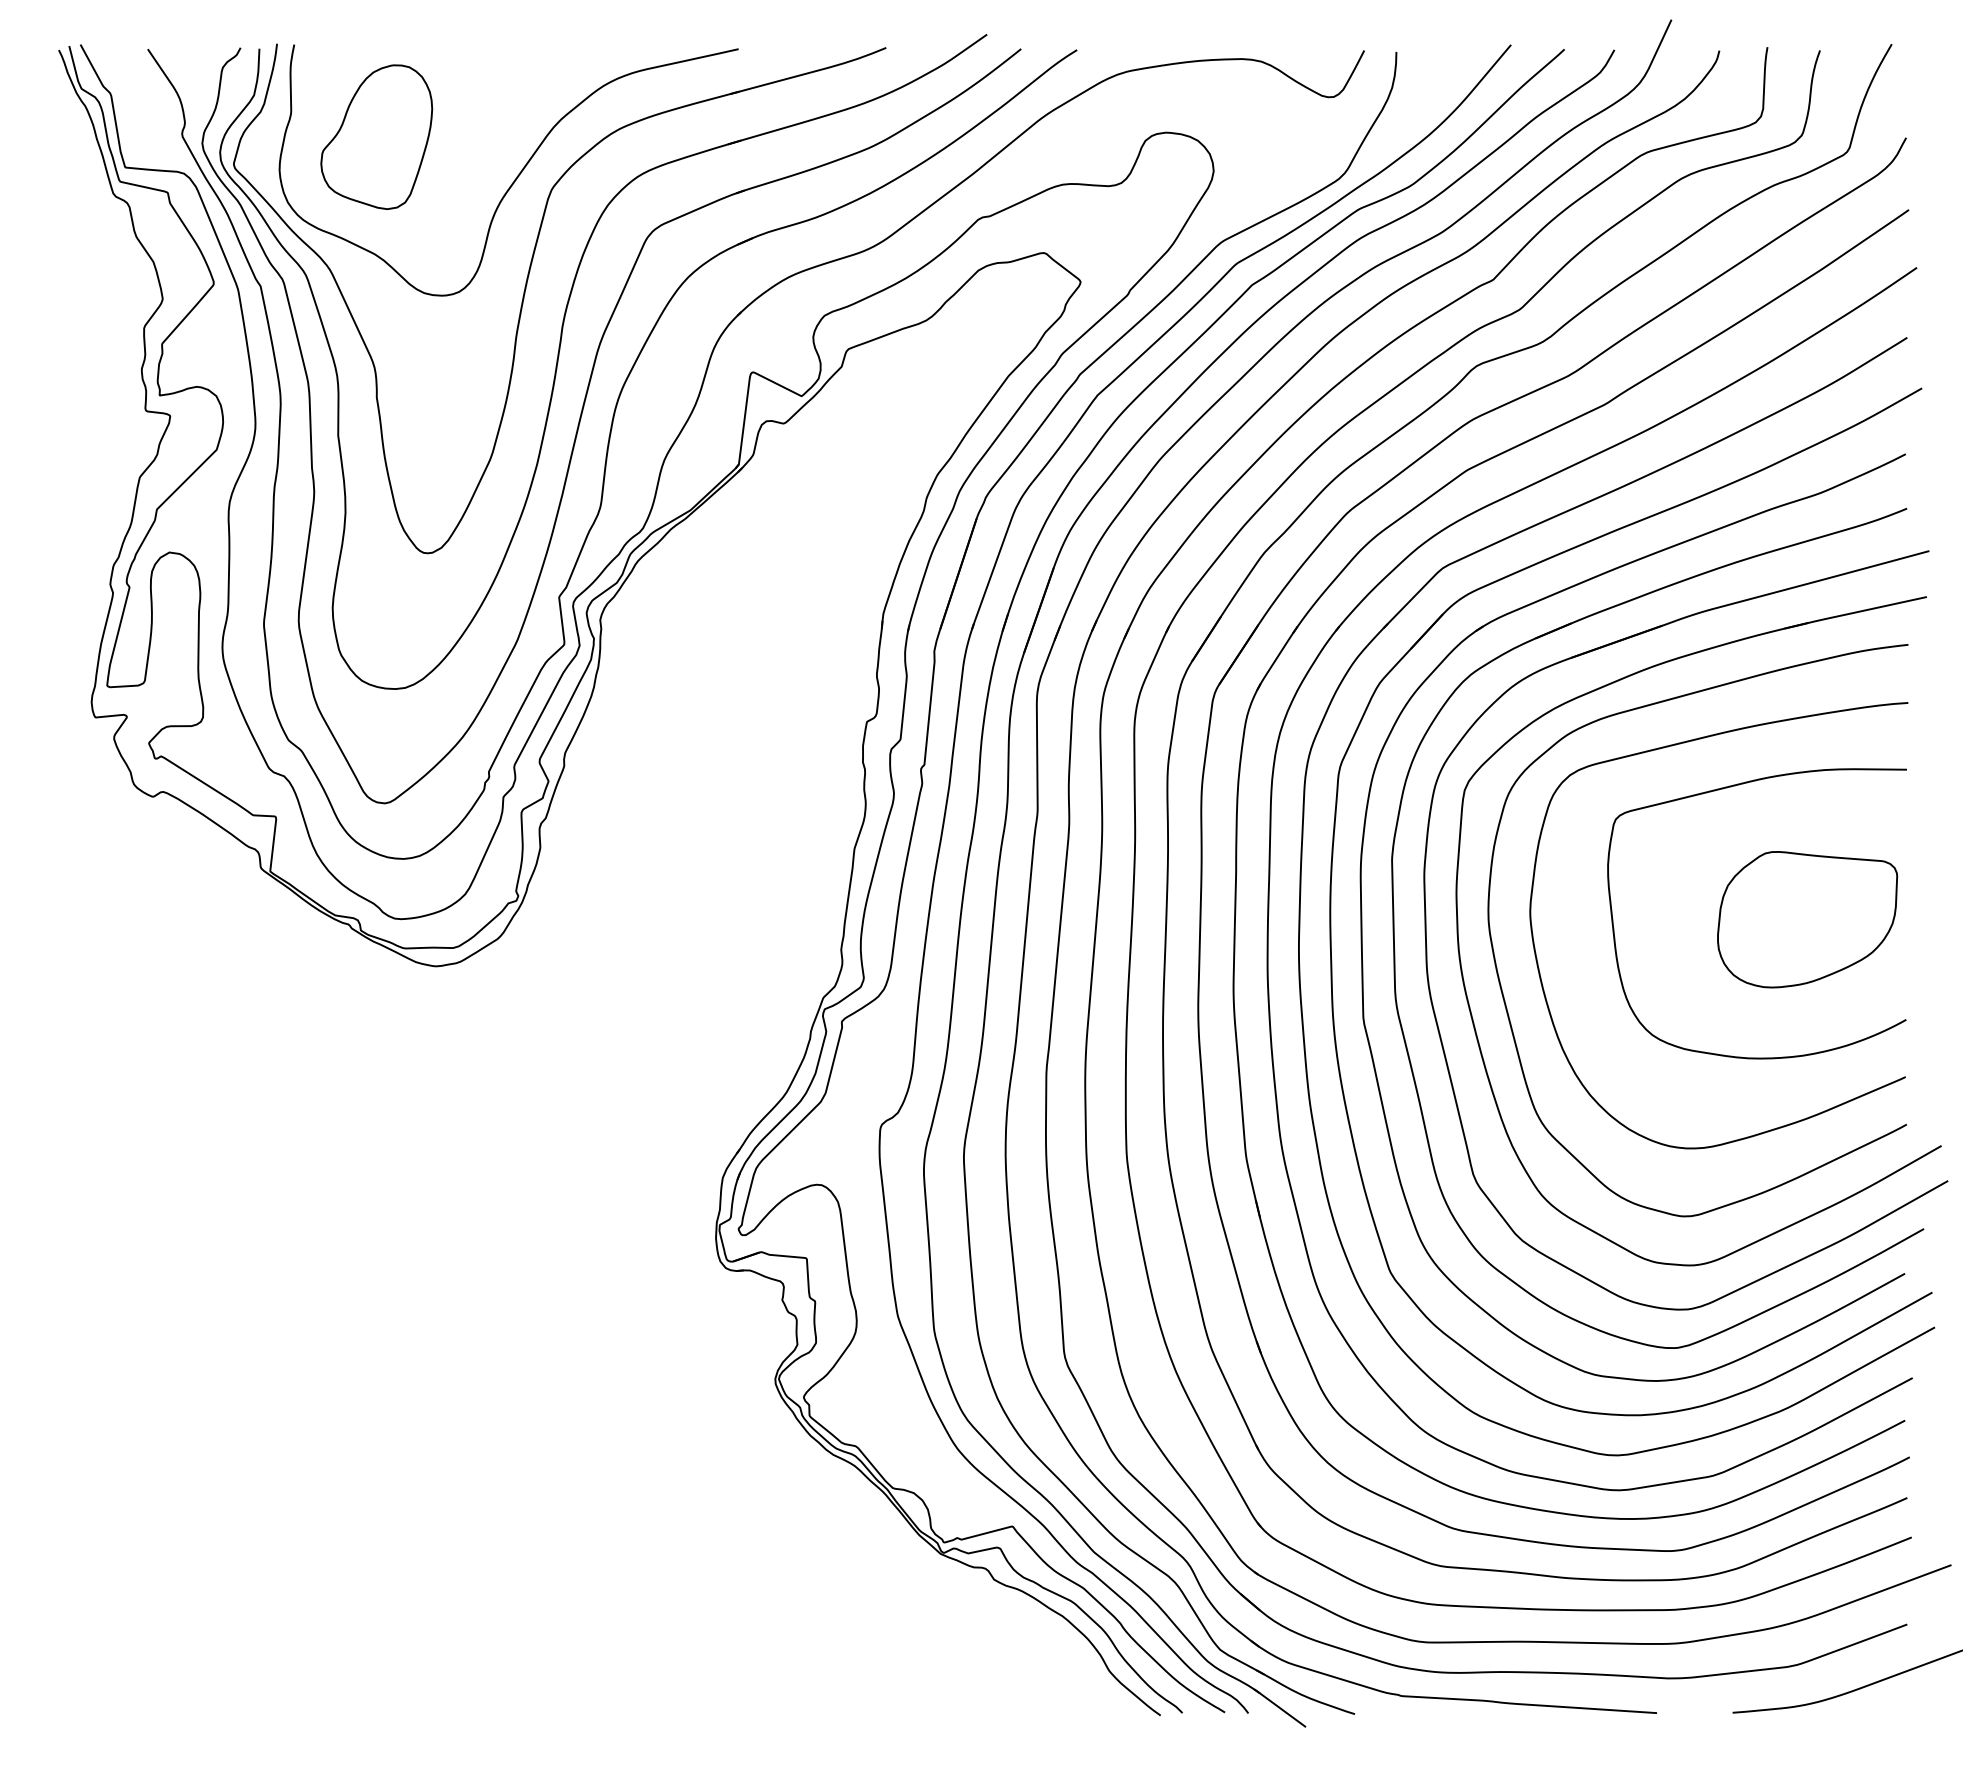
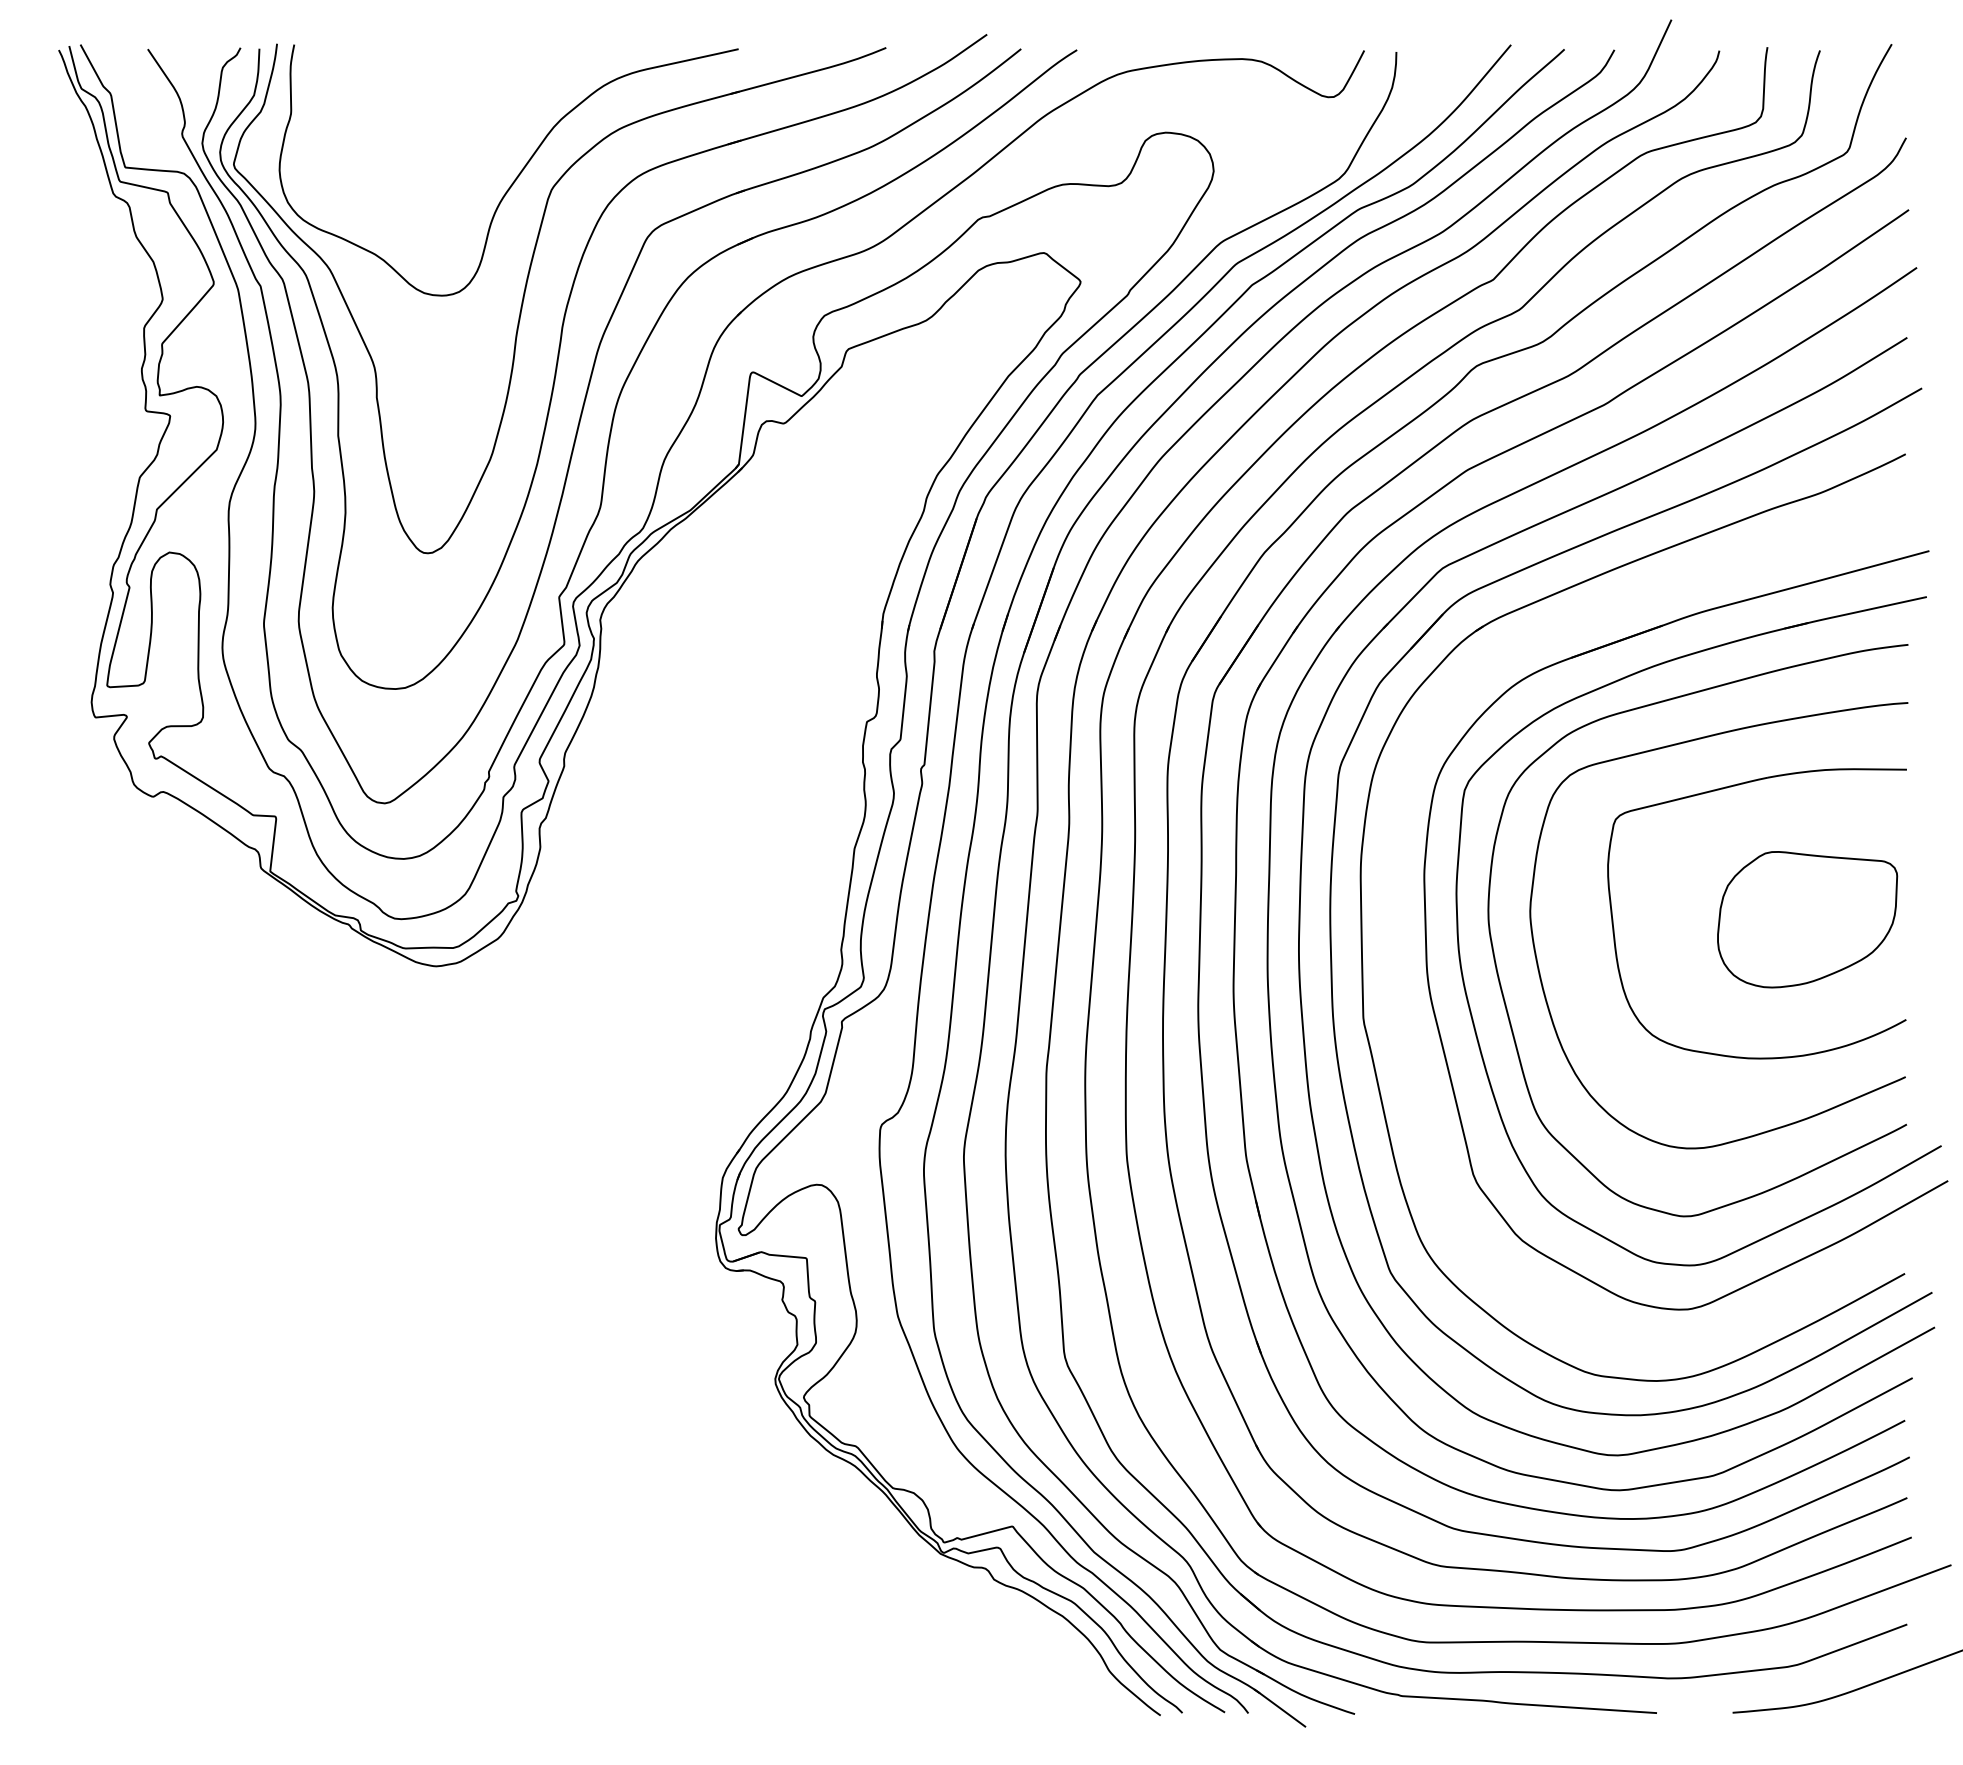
part: present -> none (376, 137)
part: present -> none (1394, 927)
